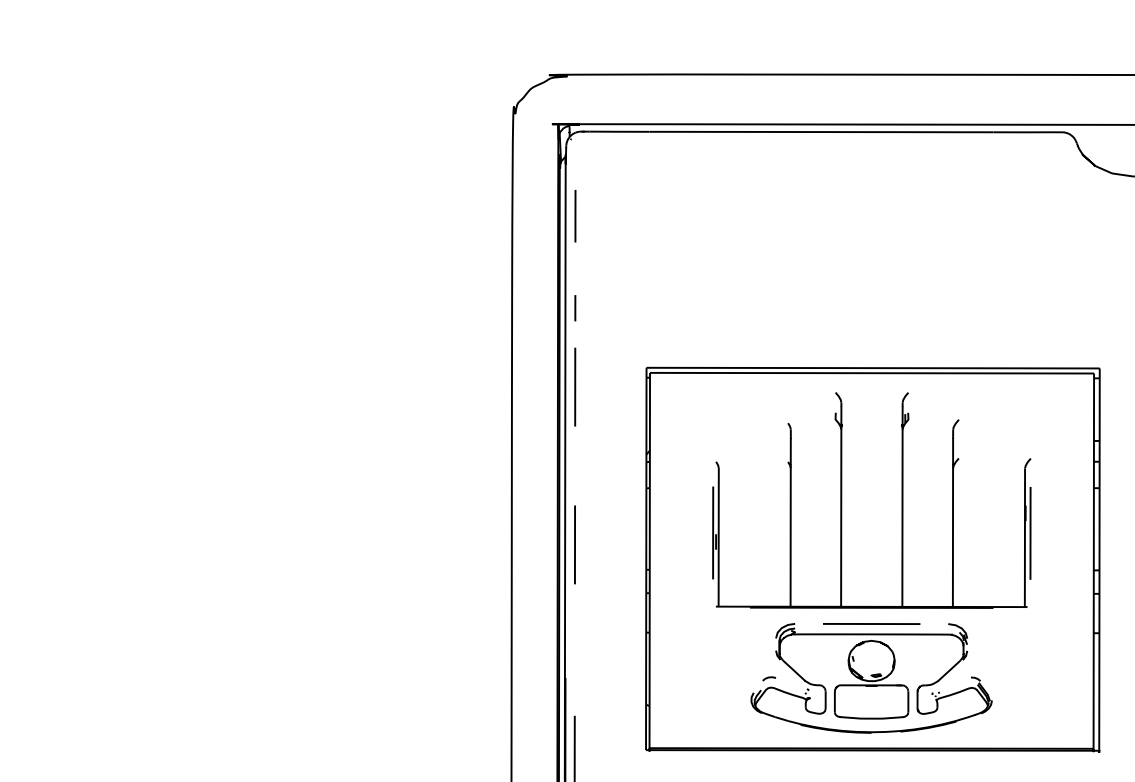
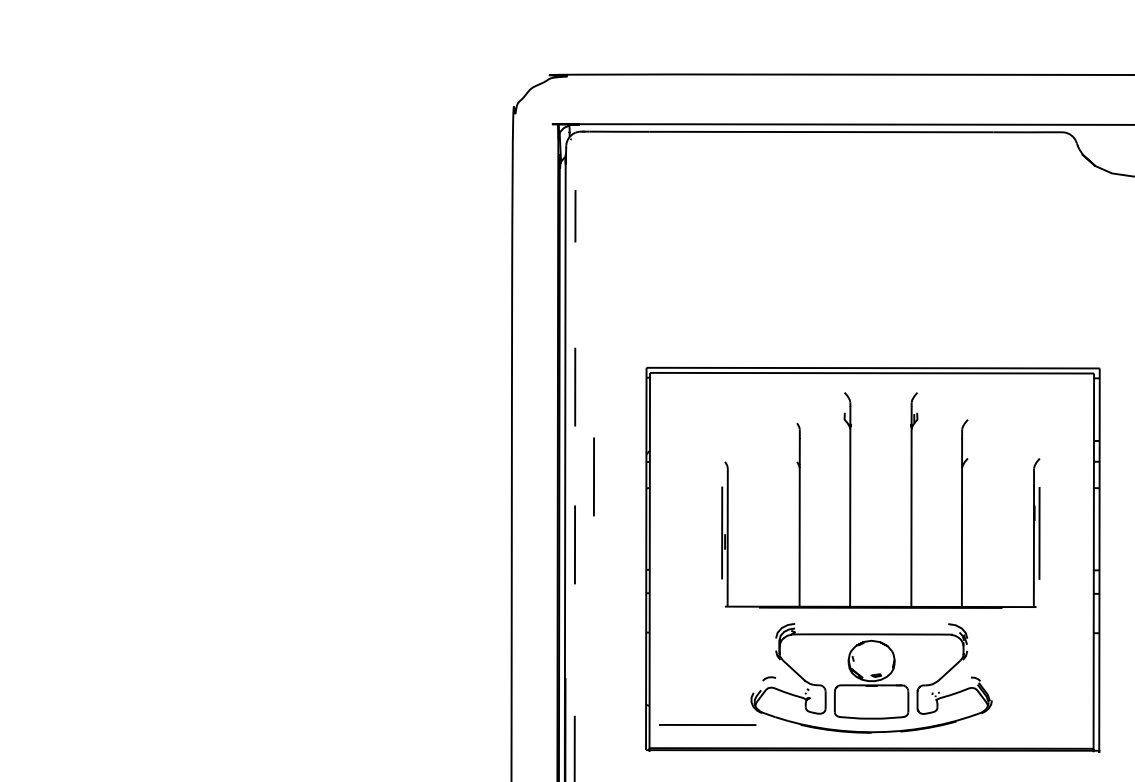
line: present -> none (575, 308)
line: none -> present (593, 476)
part position: (842, 500) -> (851, 500) (851, 500)
line position: (871, 623) -> (707, 724) (707, 724)
